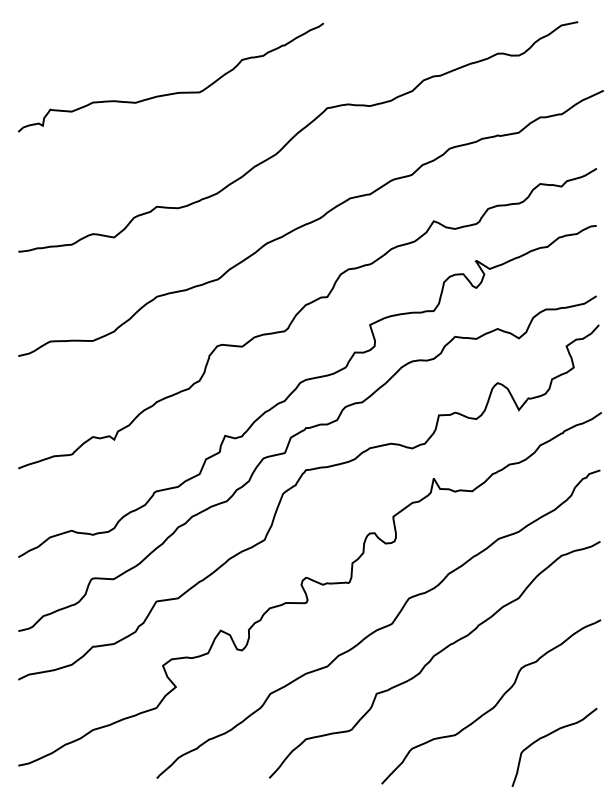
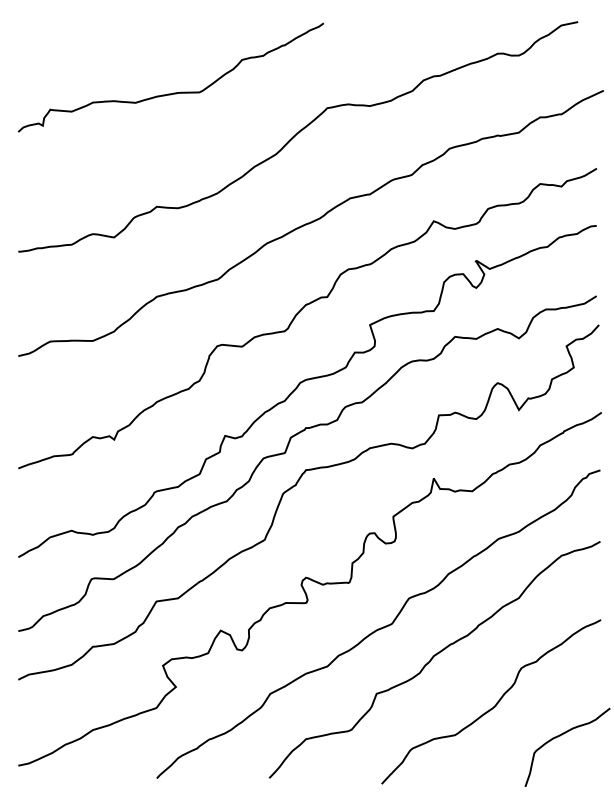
curve position: (549, 735) -> (562, 735) (562, 735)
